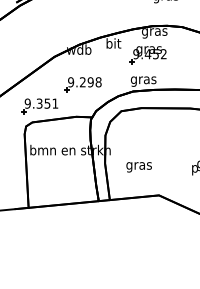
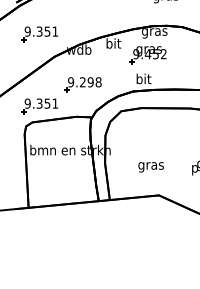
part: none -> present (39, 34)
text: gras -> bit (143, 79)
text position: (138, 167) -> (150, 167) (150, 167)
